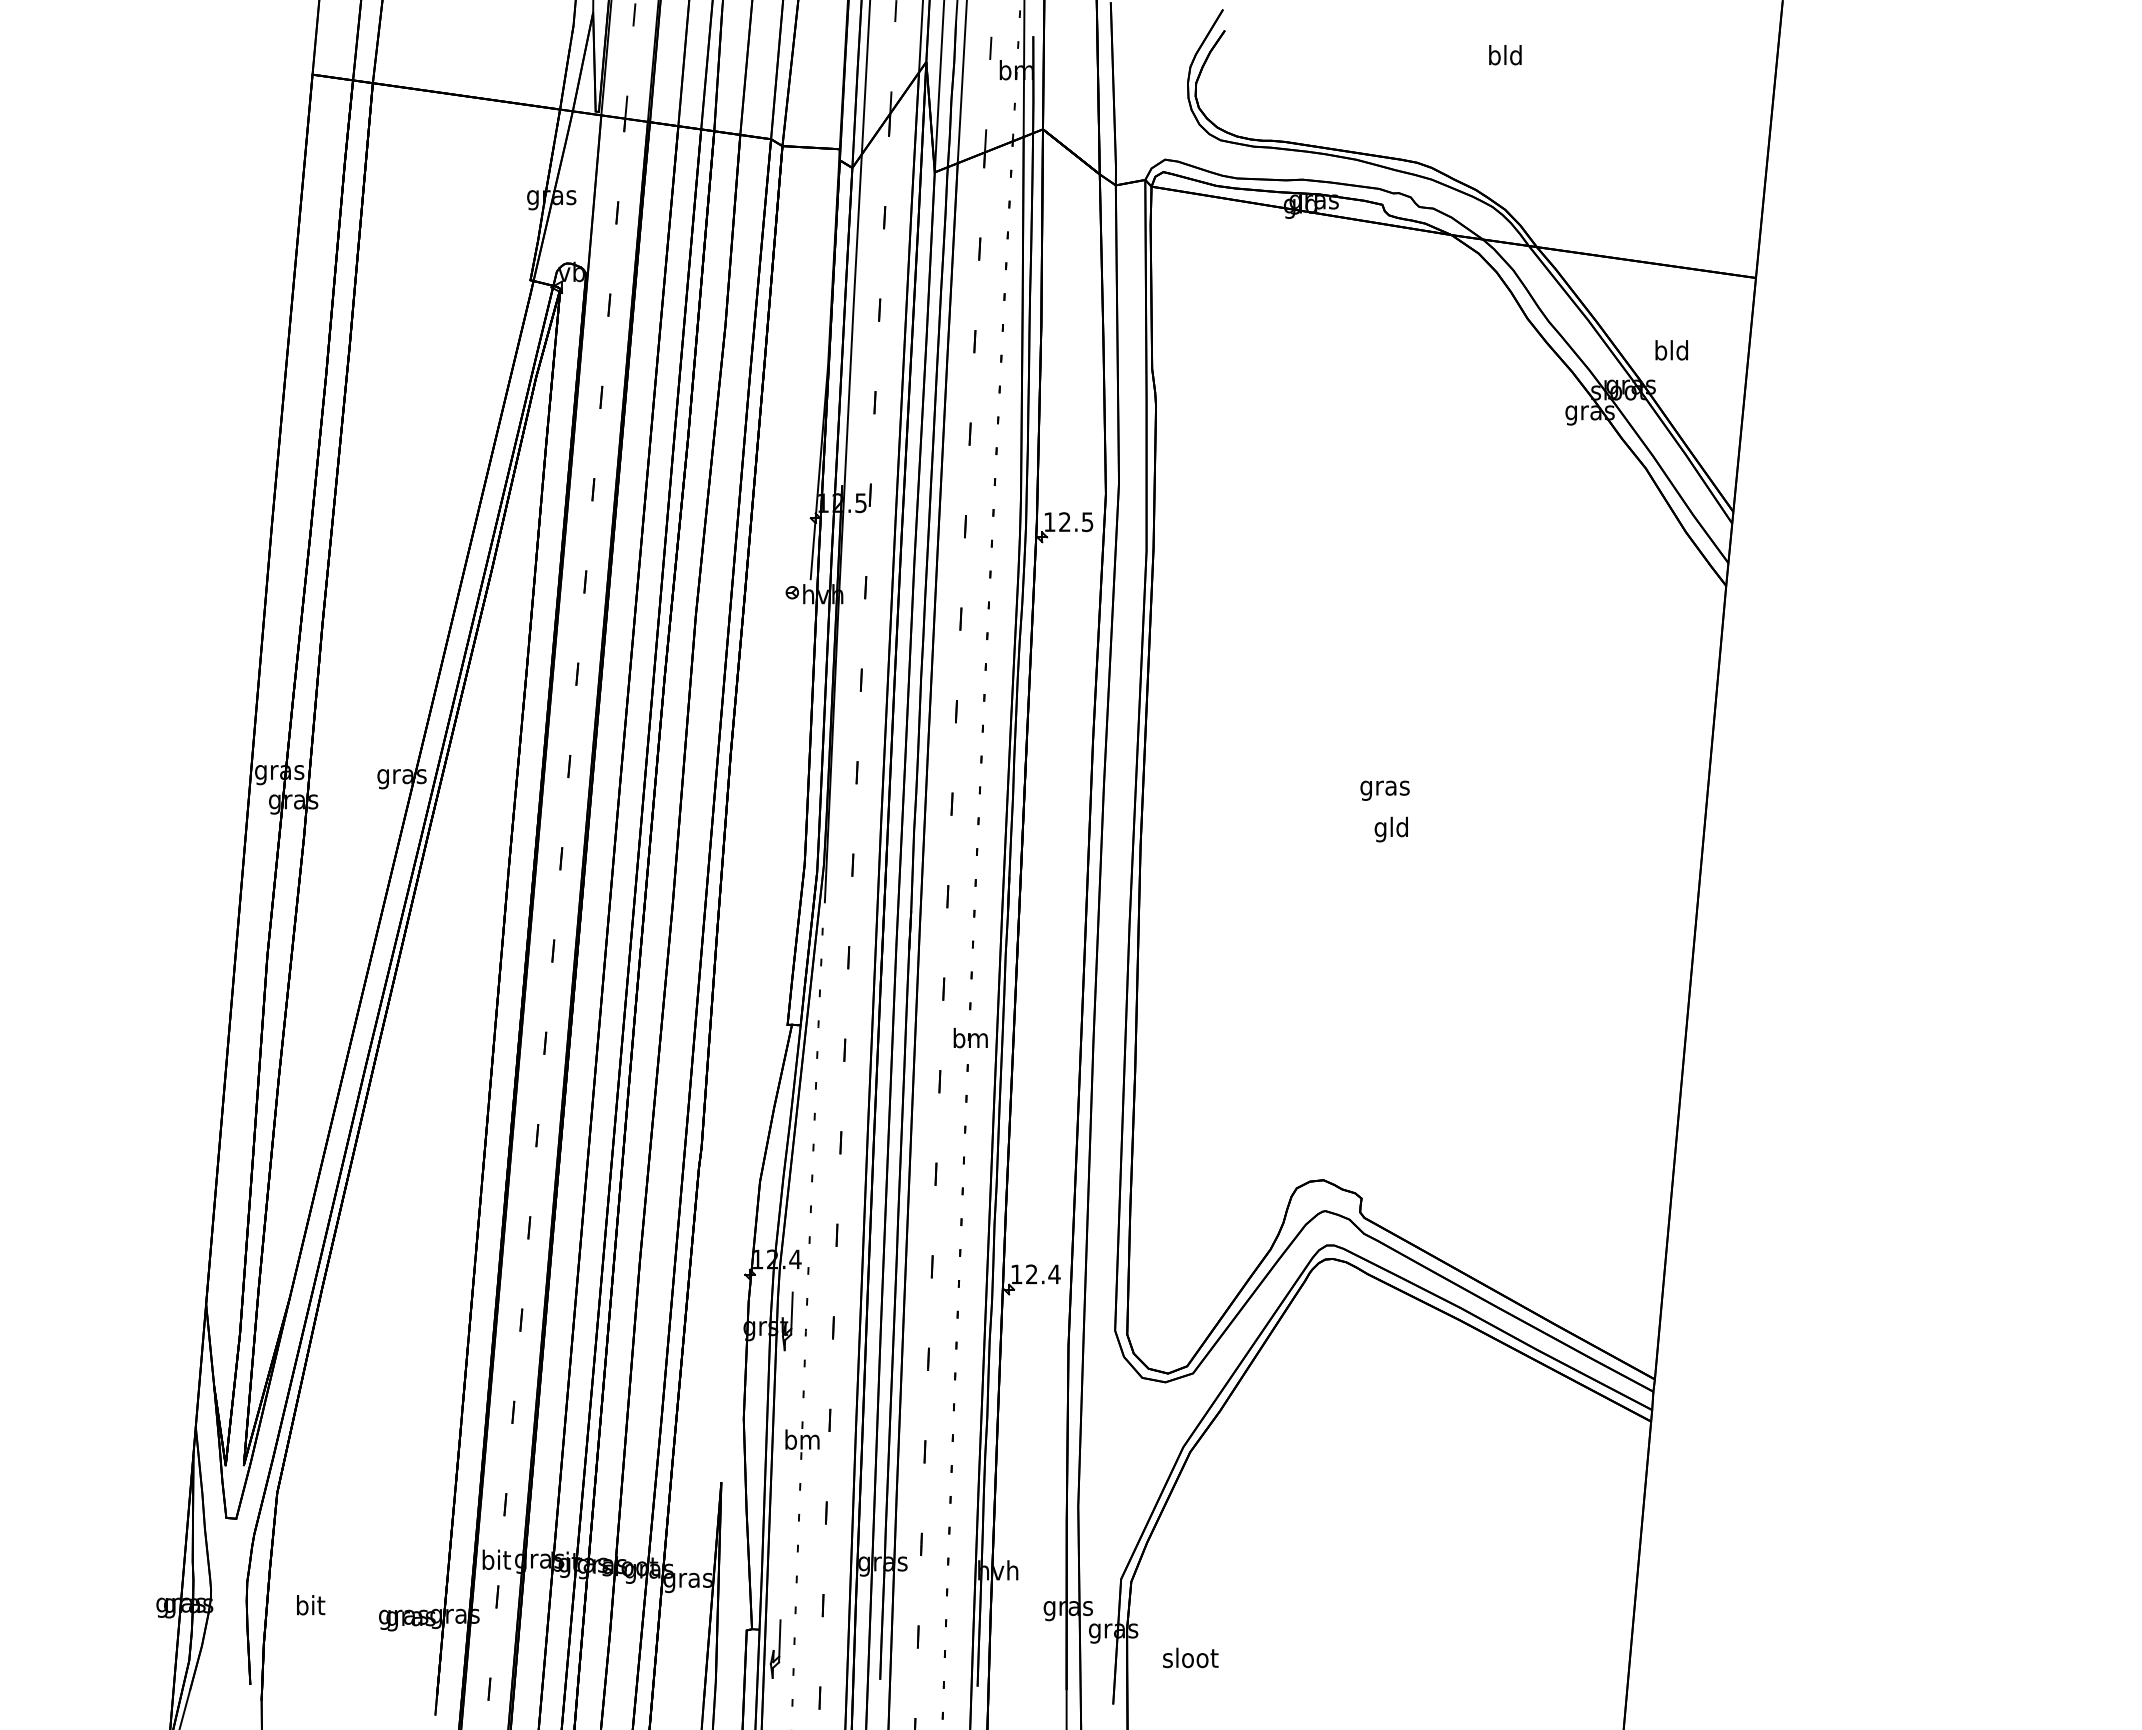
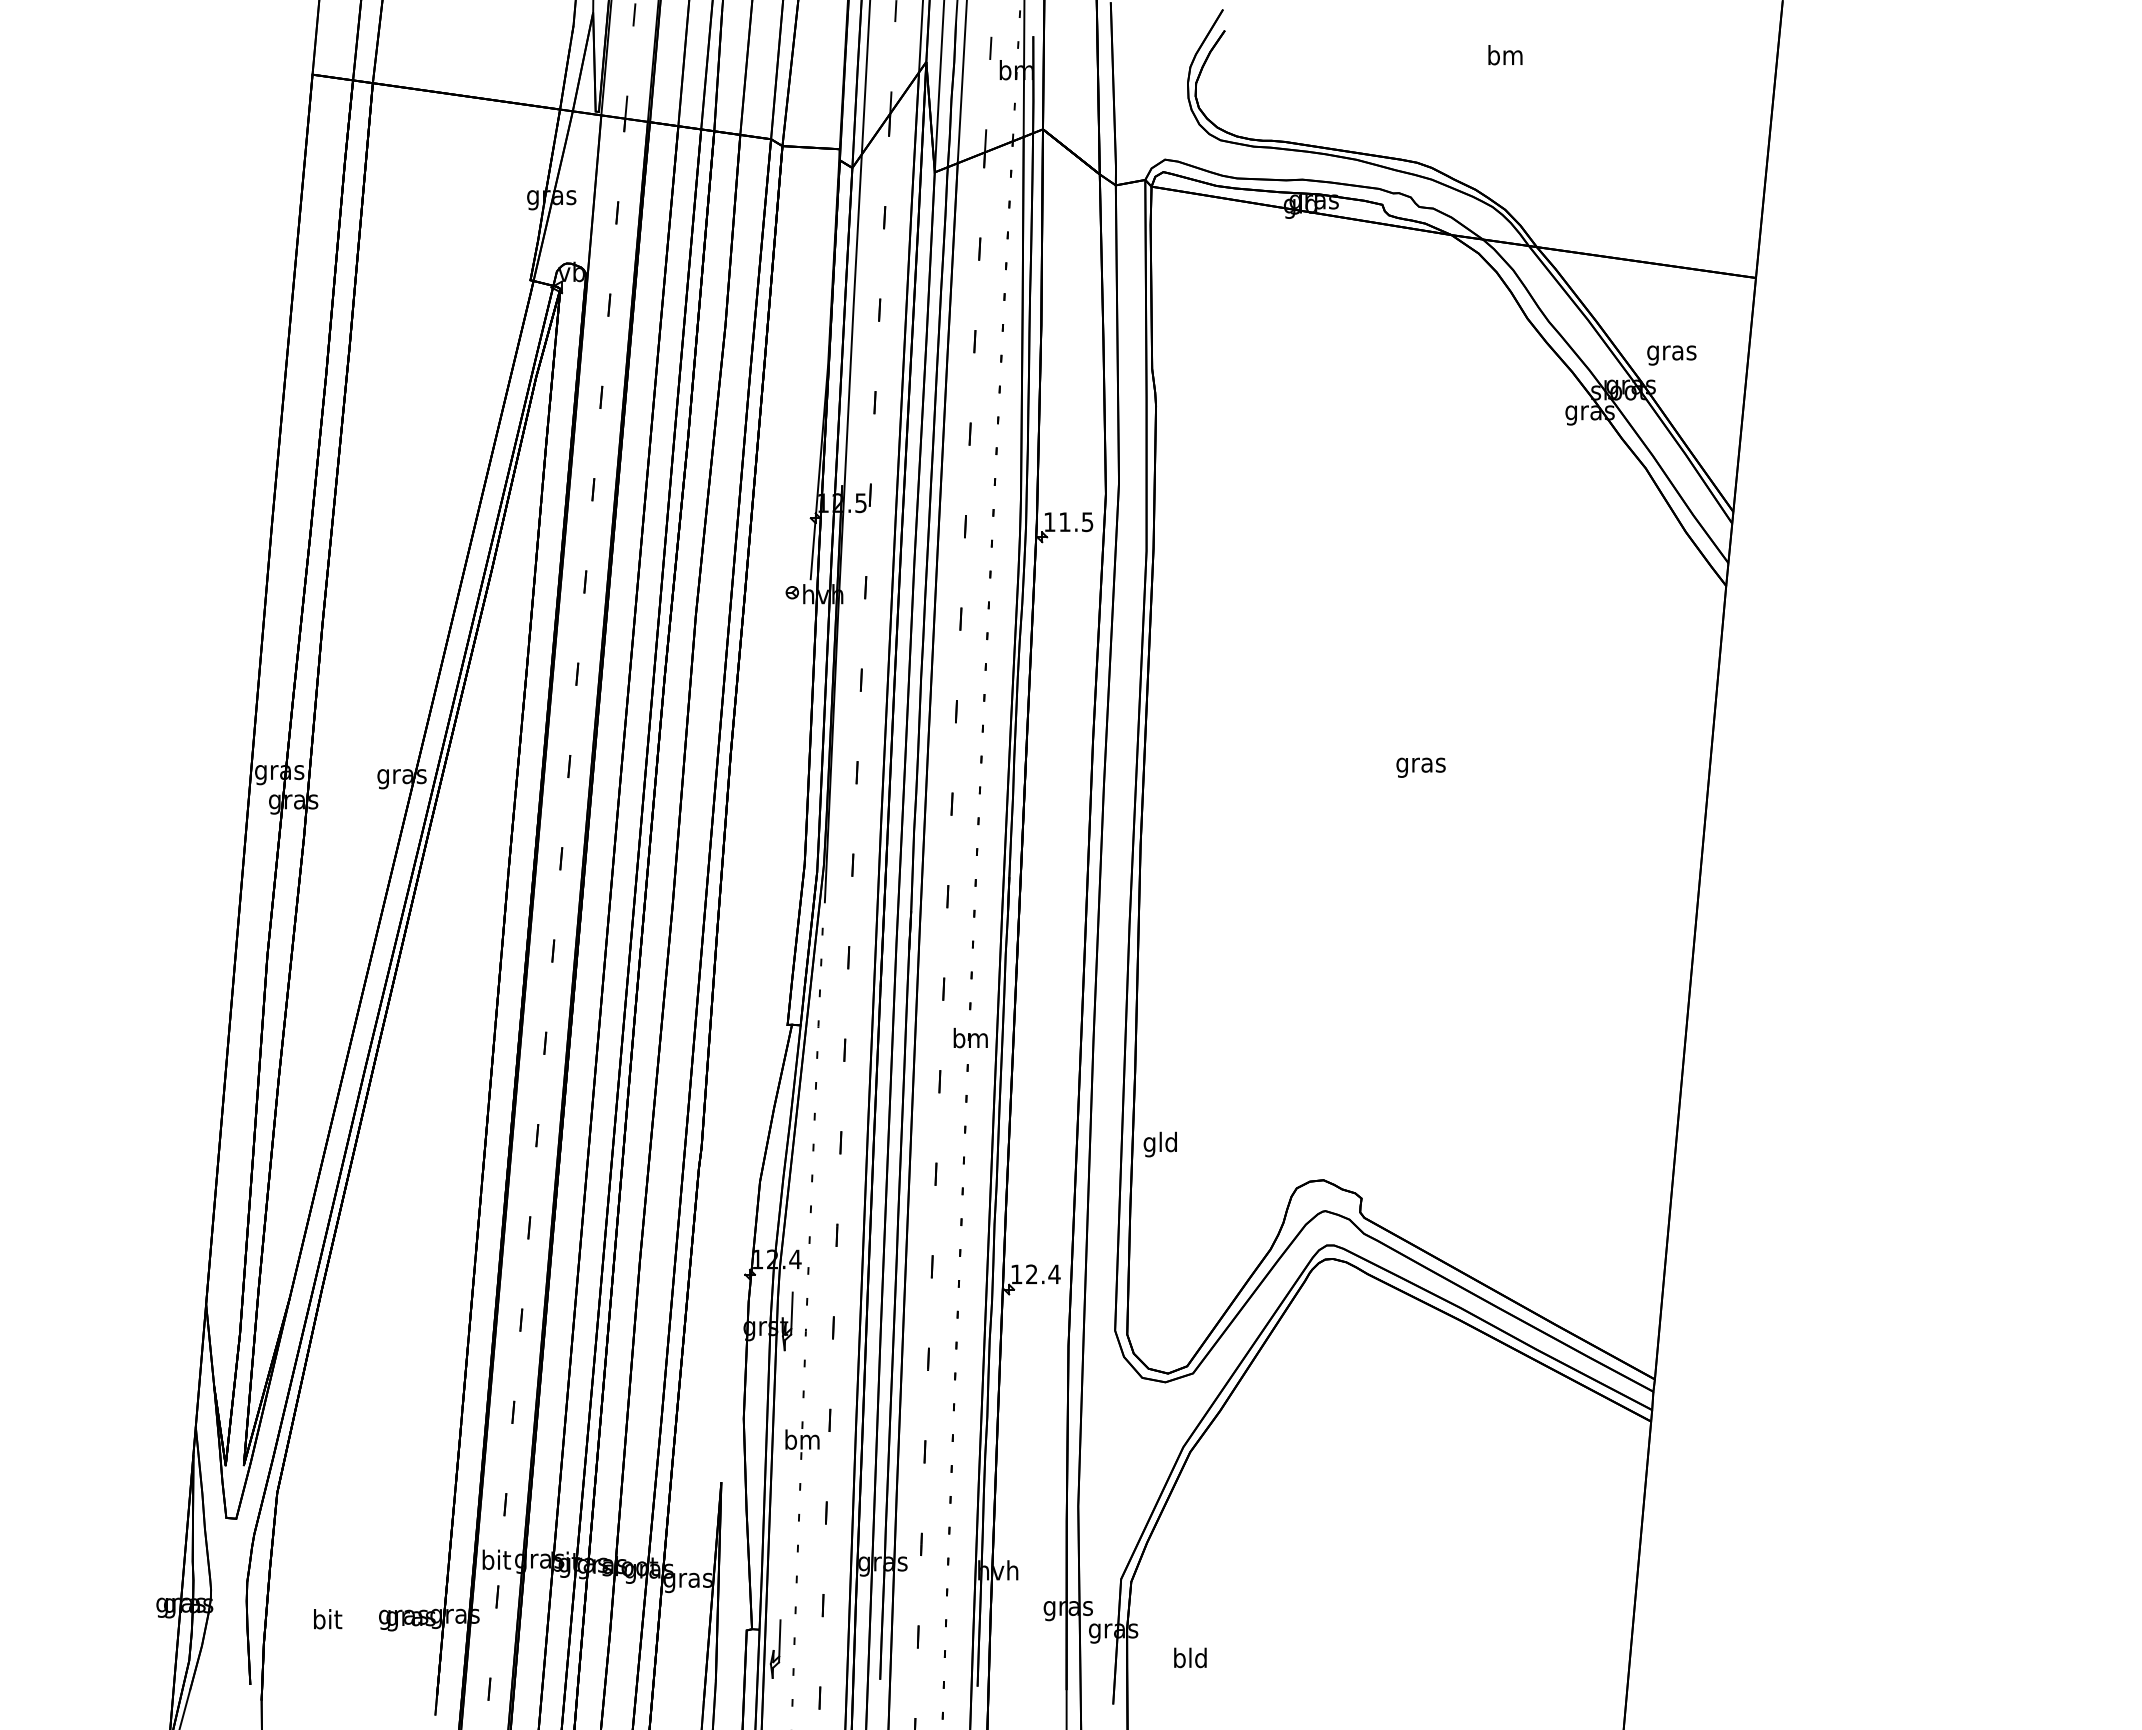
text: bld -> bm (1505, 55)
text: bld -> gras (1671, 352)
text: 12.5 -> 11.5 (1064, 521)
text position: (1384, 790) -> (1420, 767) (1420, 767)
text position: (1390, 829) -> (1159, 1144) (1159, 1144)
text position: (311, 1605) -> (328, 1619) (328, 1619)
text: sloot -> bld (1190, 1657)
